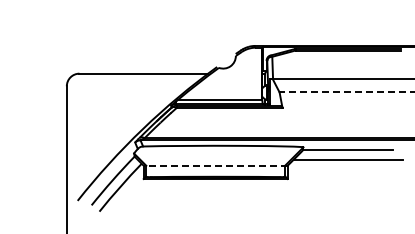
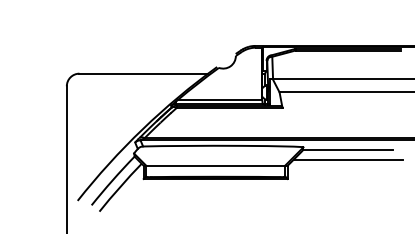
line: dashed -> solid (347, 92)
line: dashed -> solid (215, 165)
